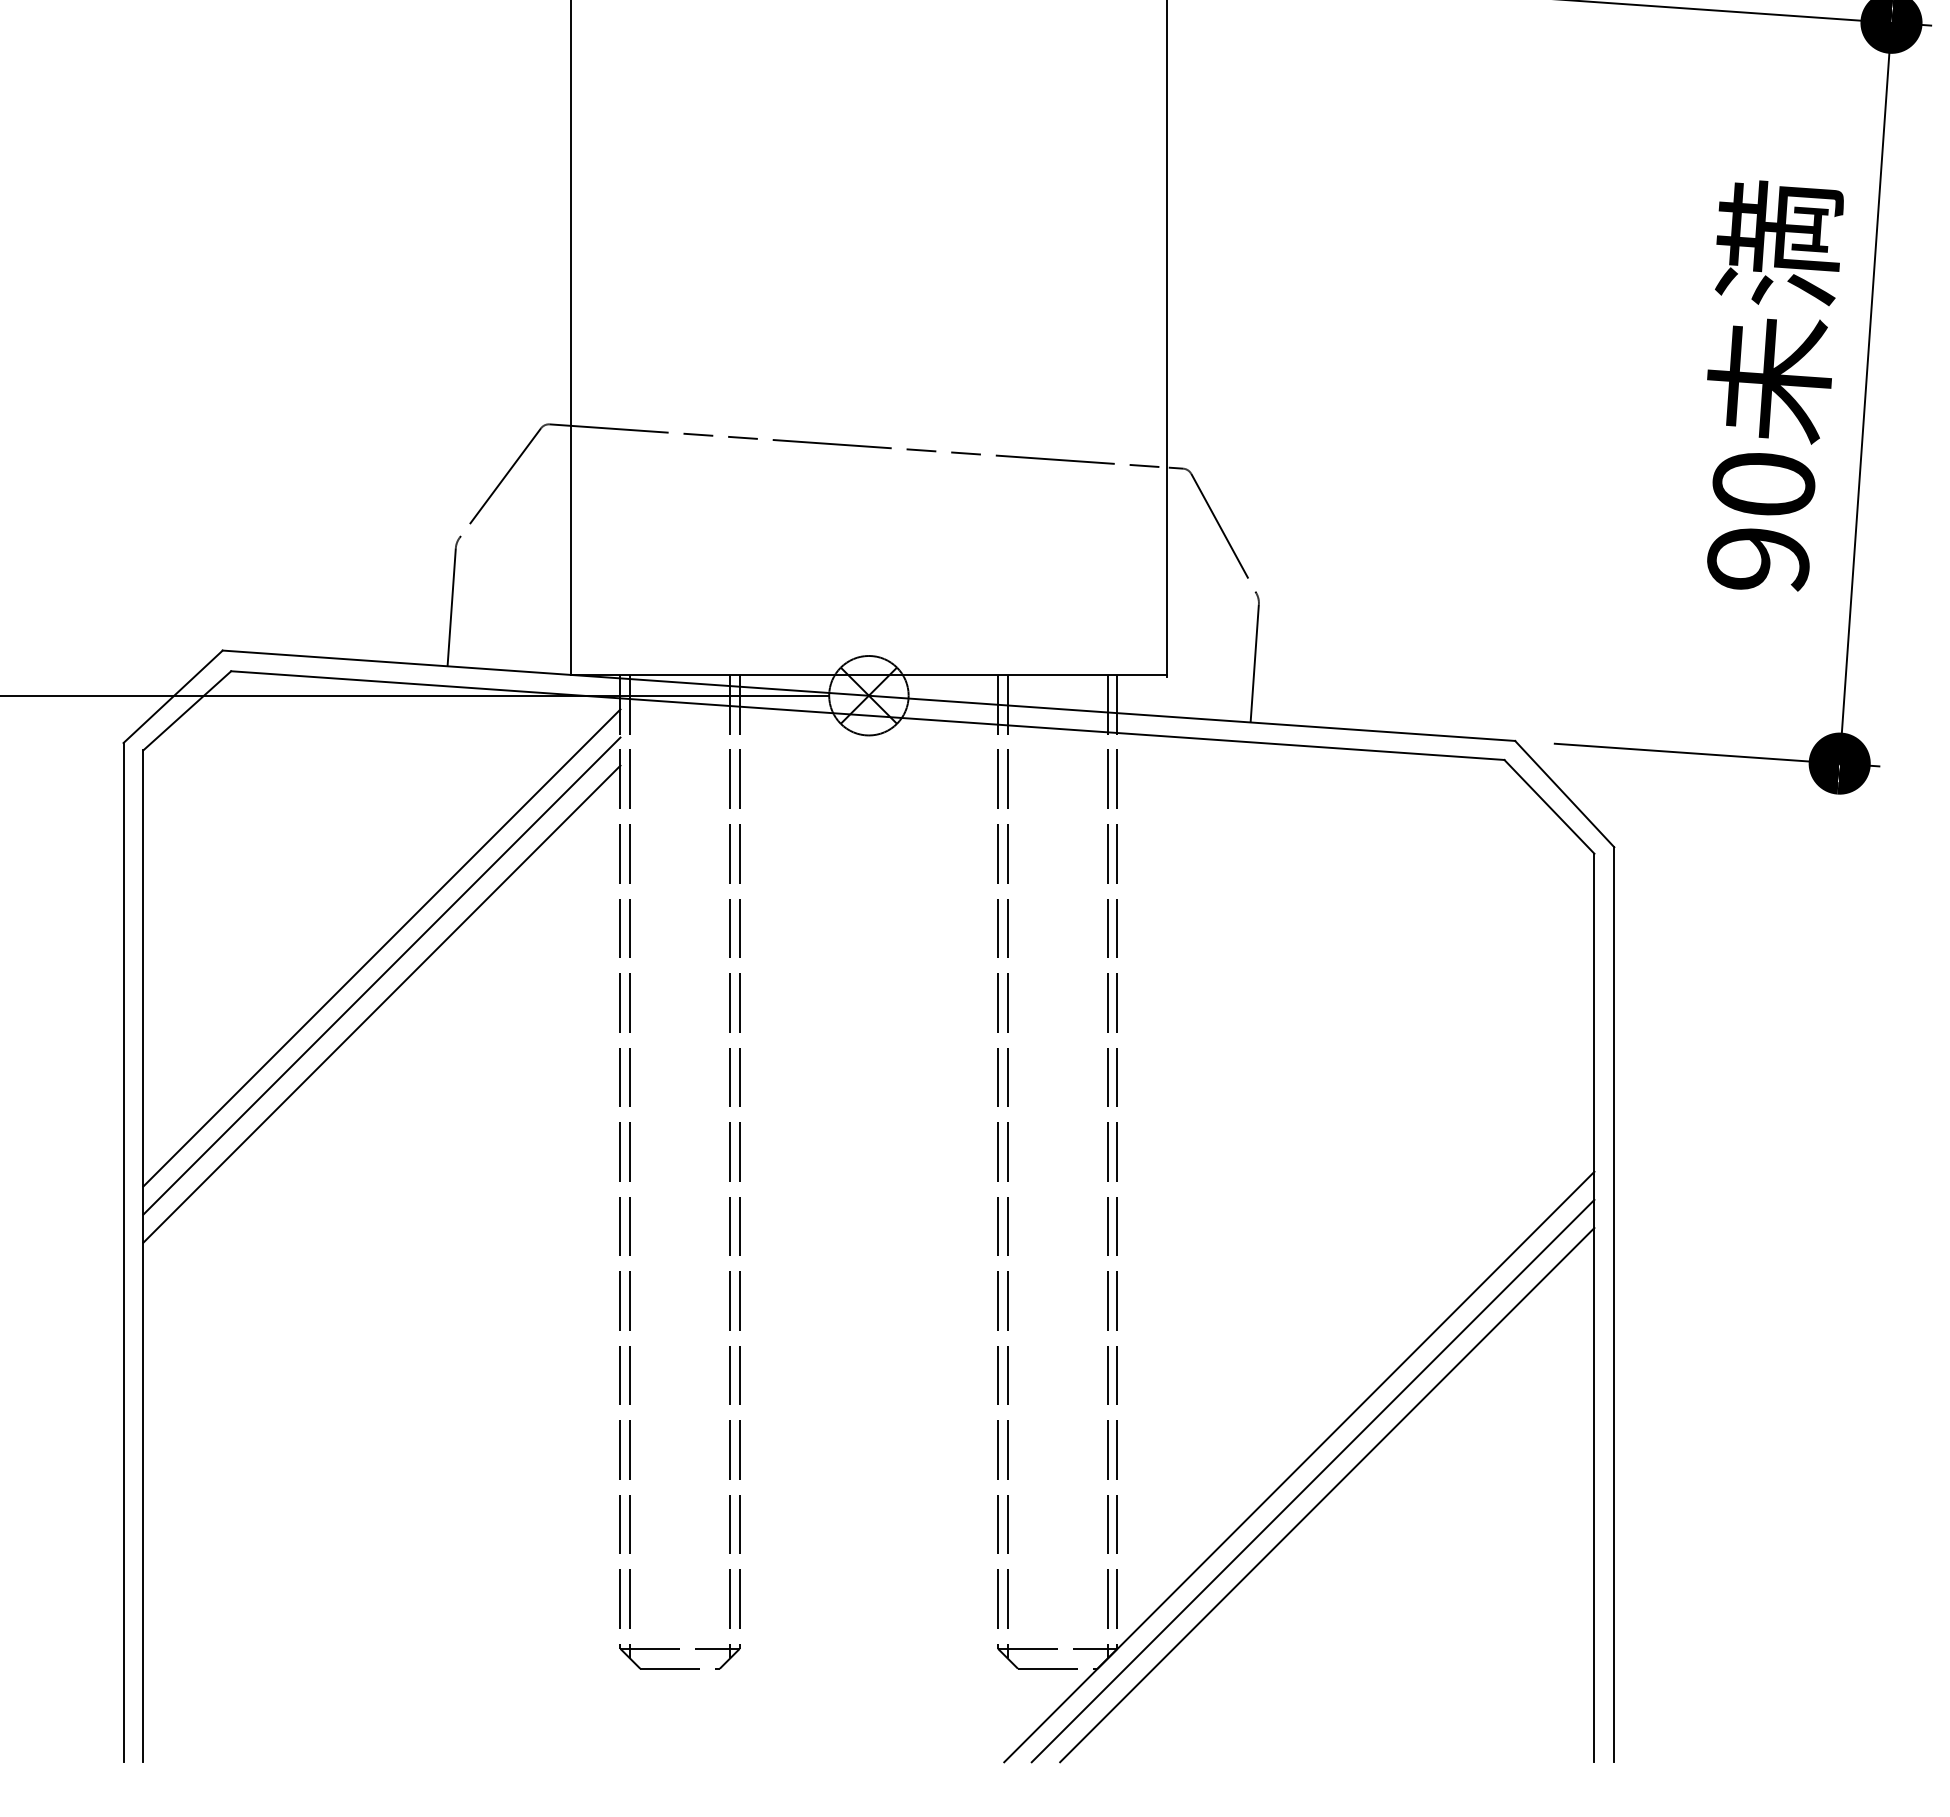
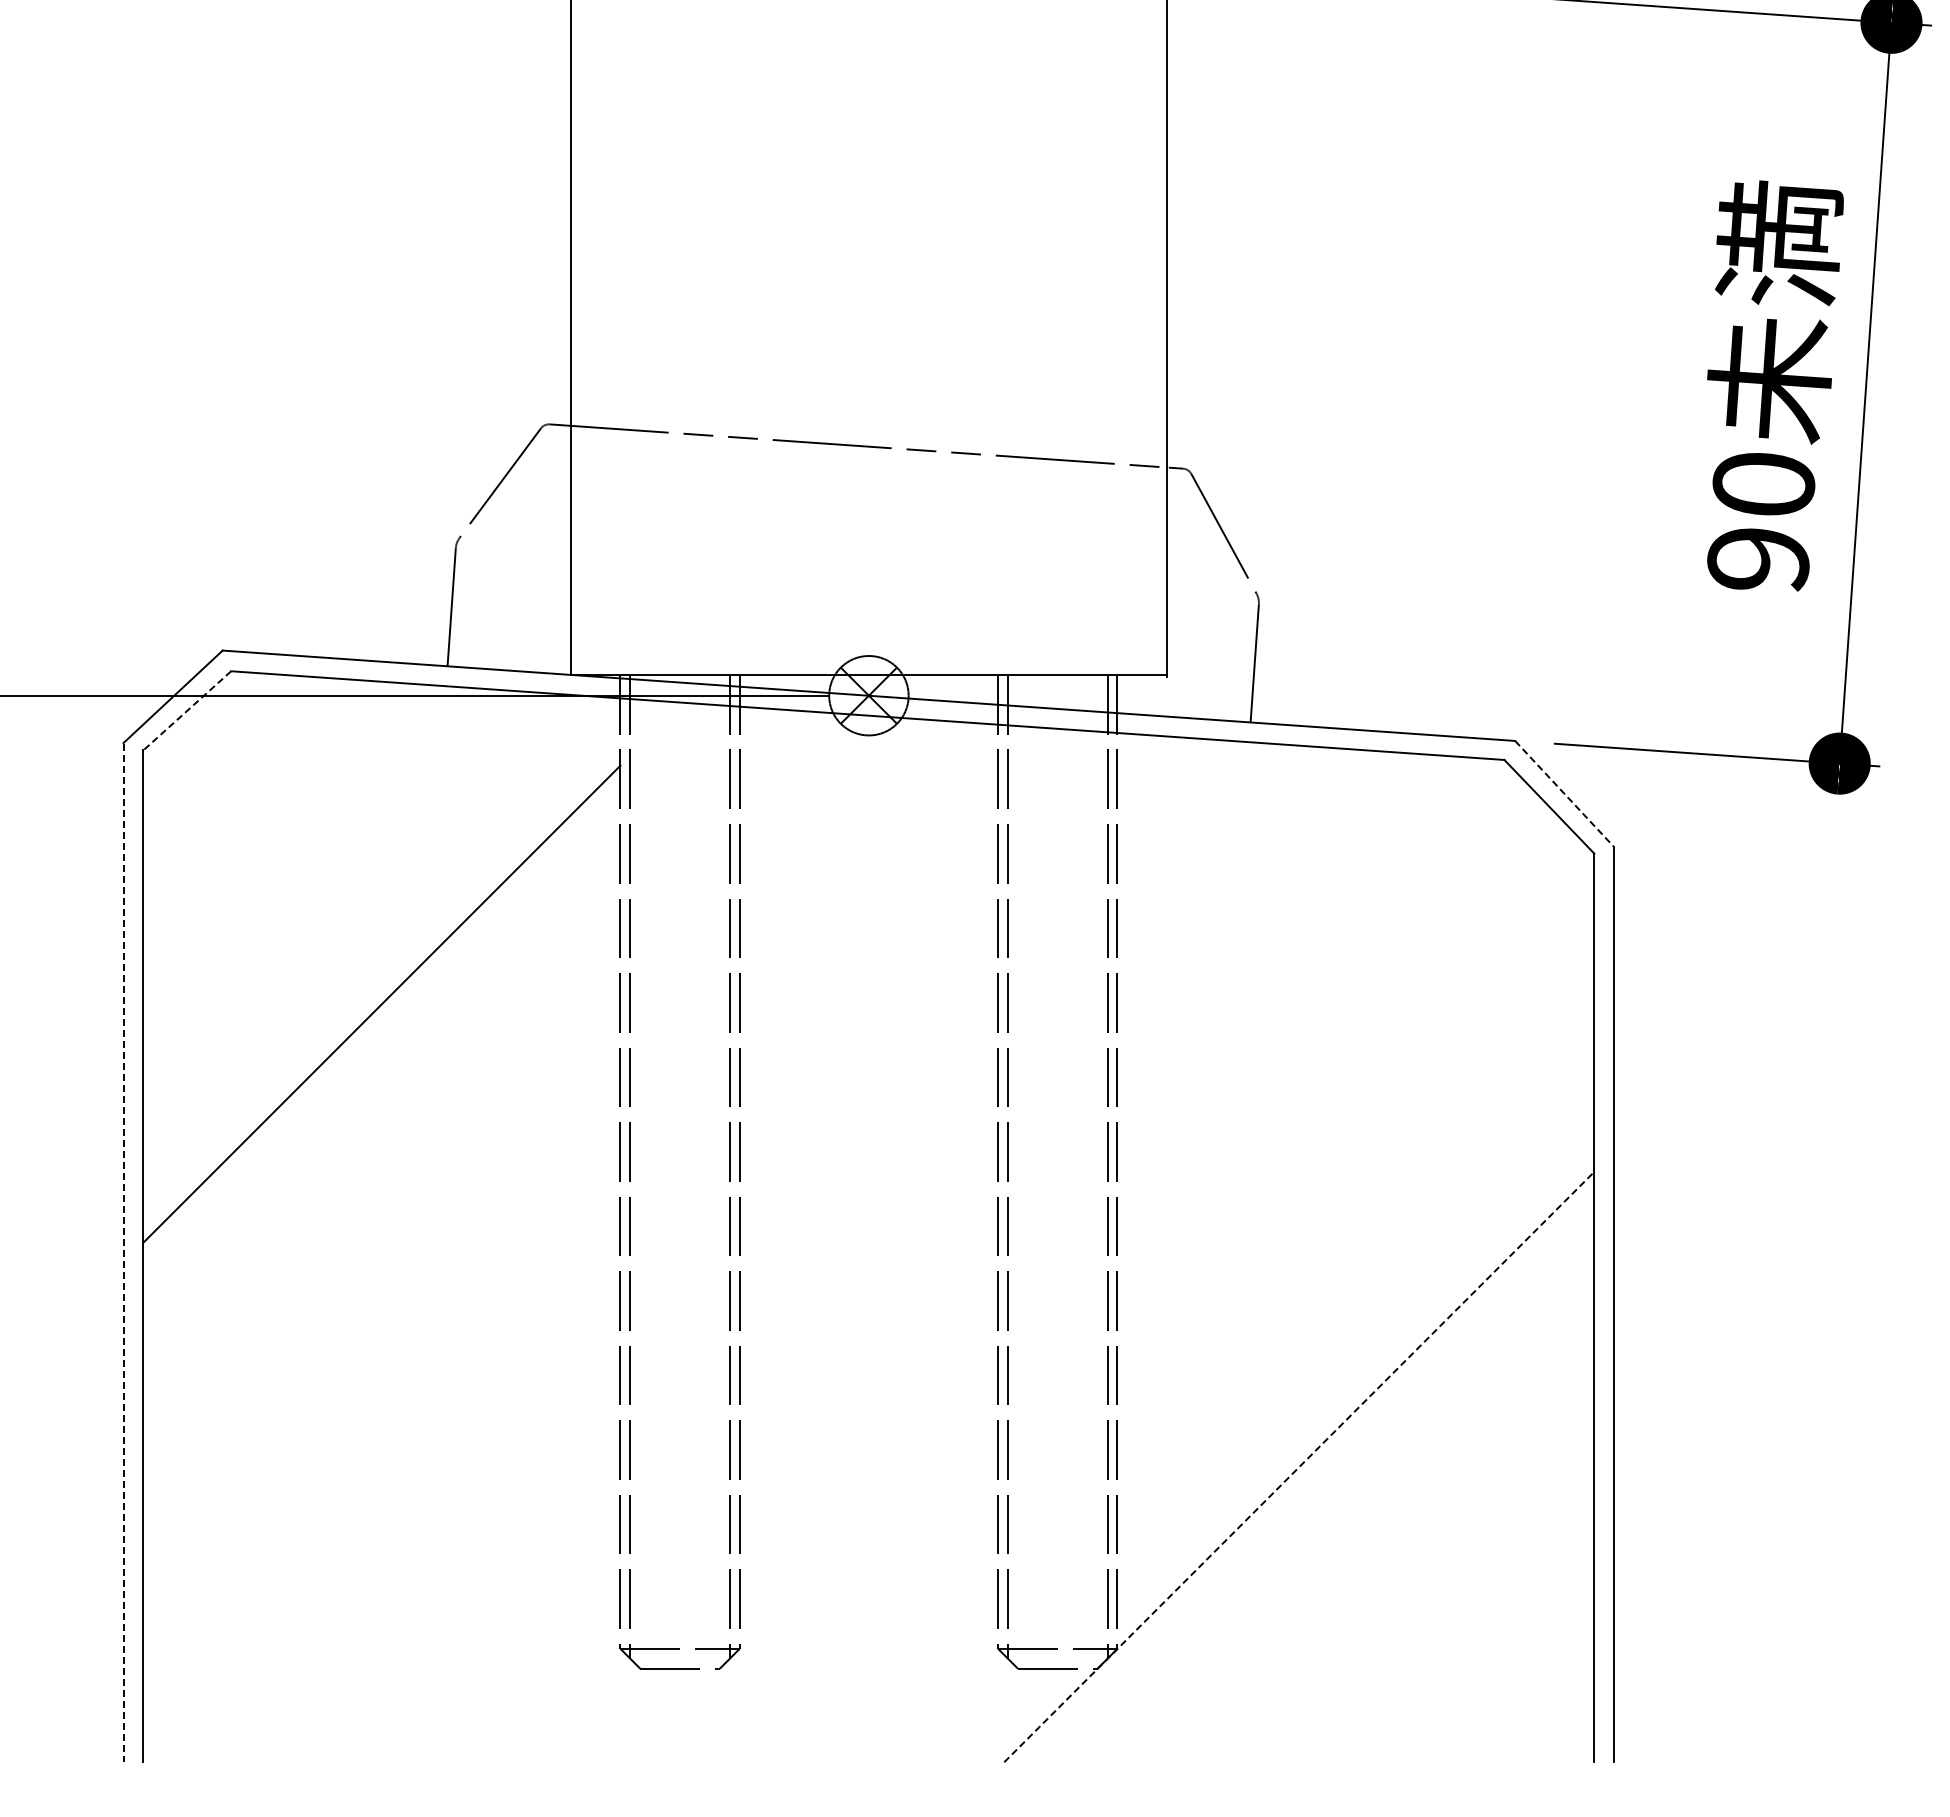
line: solid -> dashed (186, 711)
line: solid -> dashed (1564, 794)
line: present -> none (381, 947)
line: present -> none (381, 975)
line: solid -> dashed (123, 1253)
line: solid -> dashed (1299, 1466)
line: present -> none (1312, 1480)
line: present -> none (1327, 1495)
